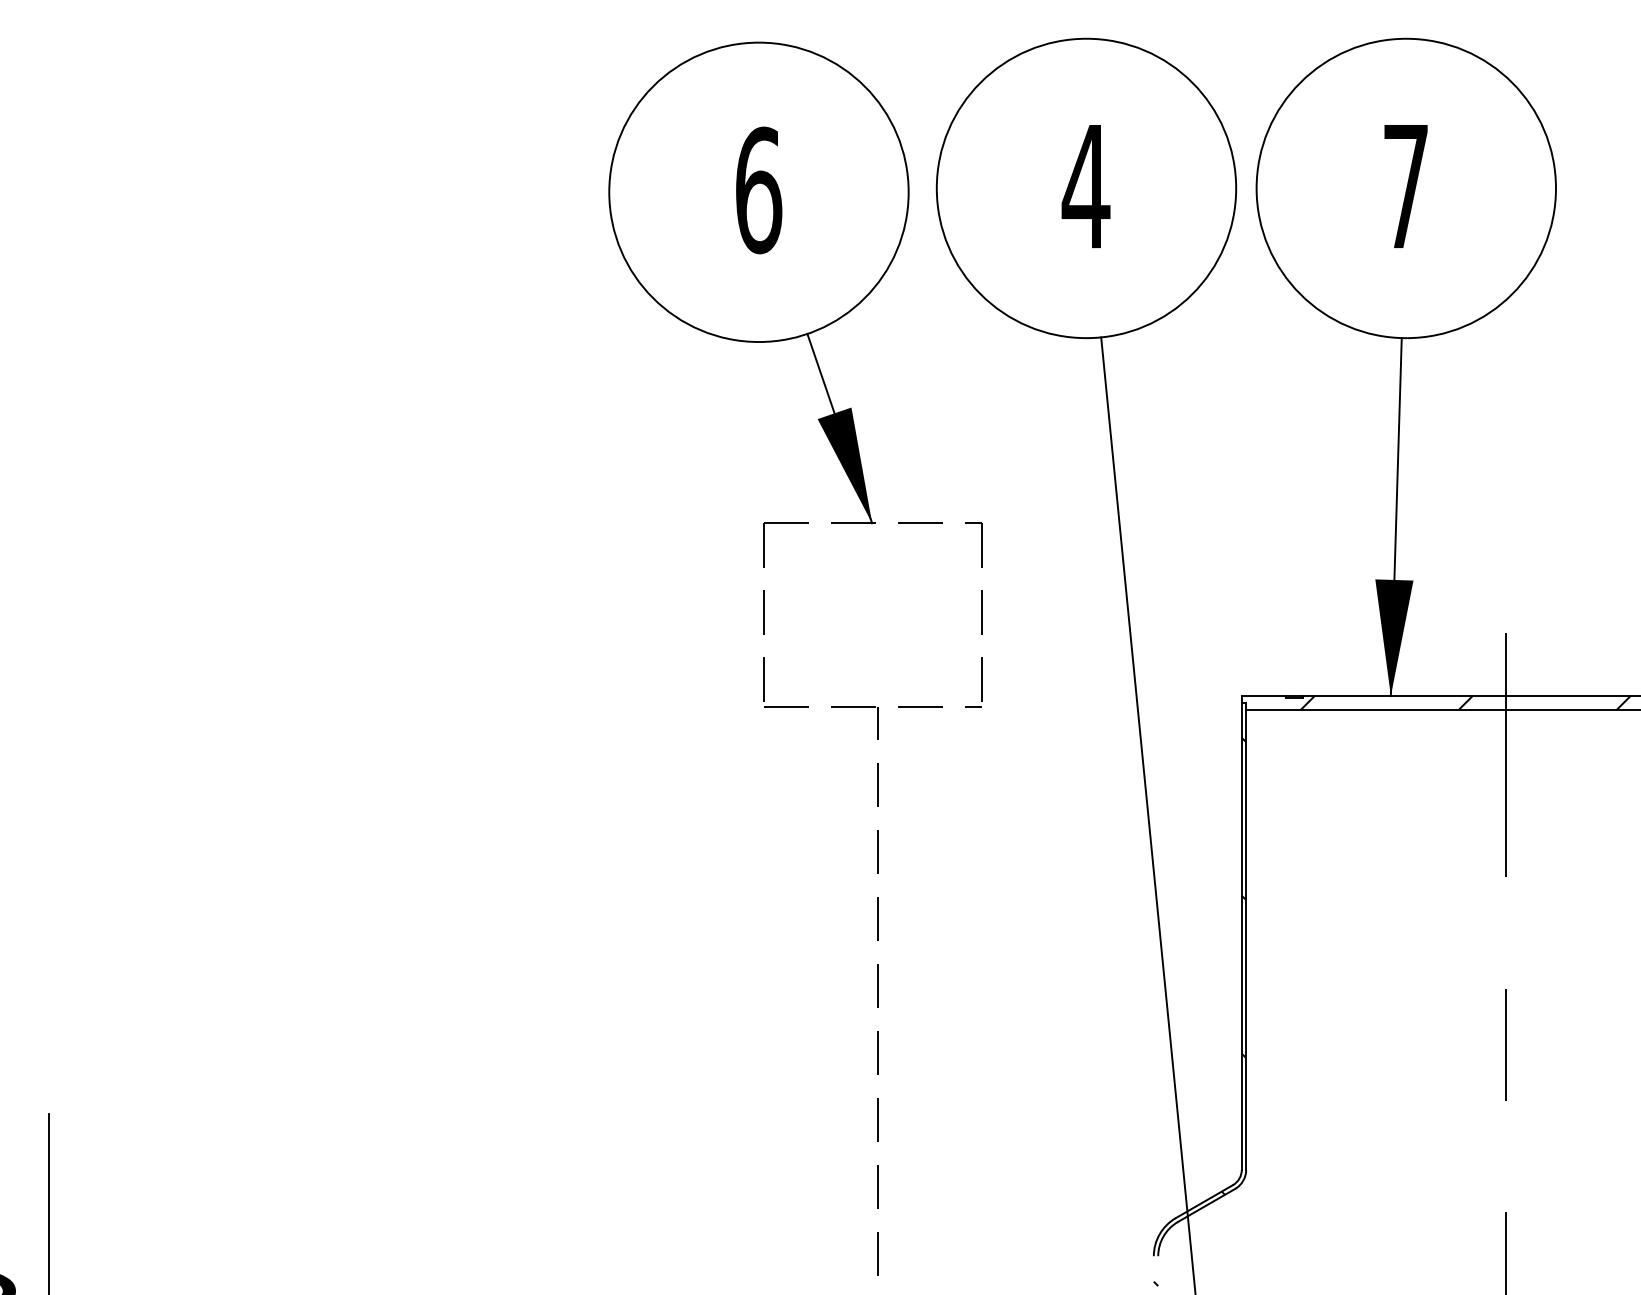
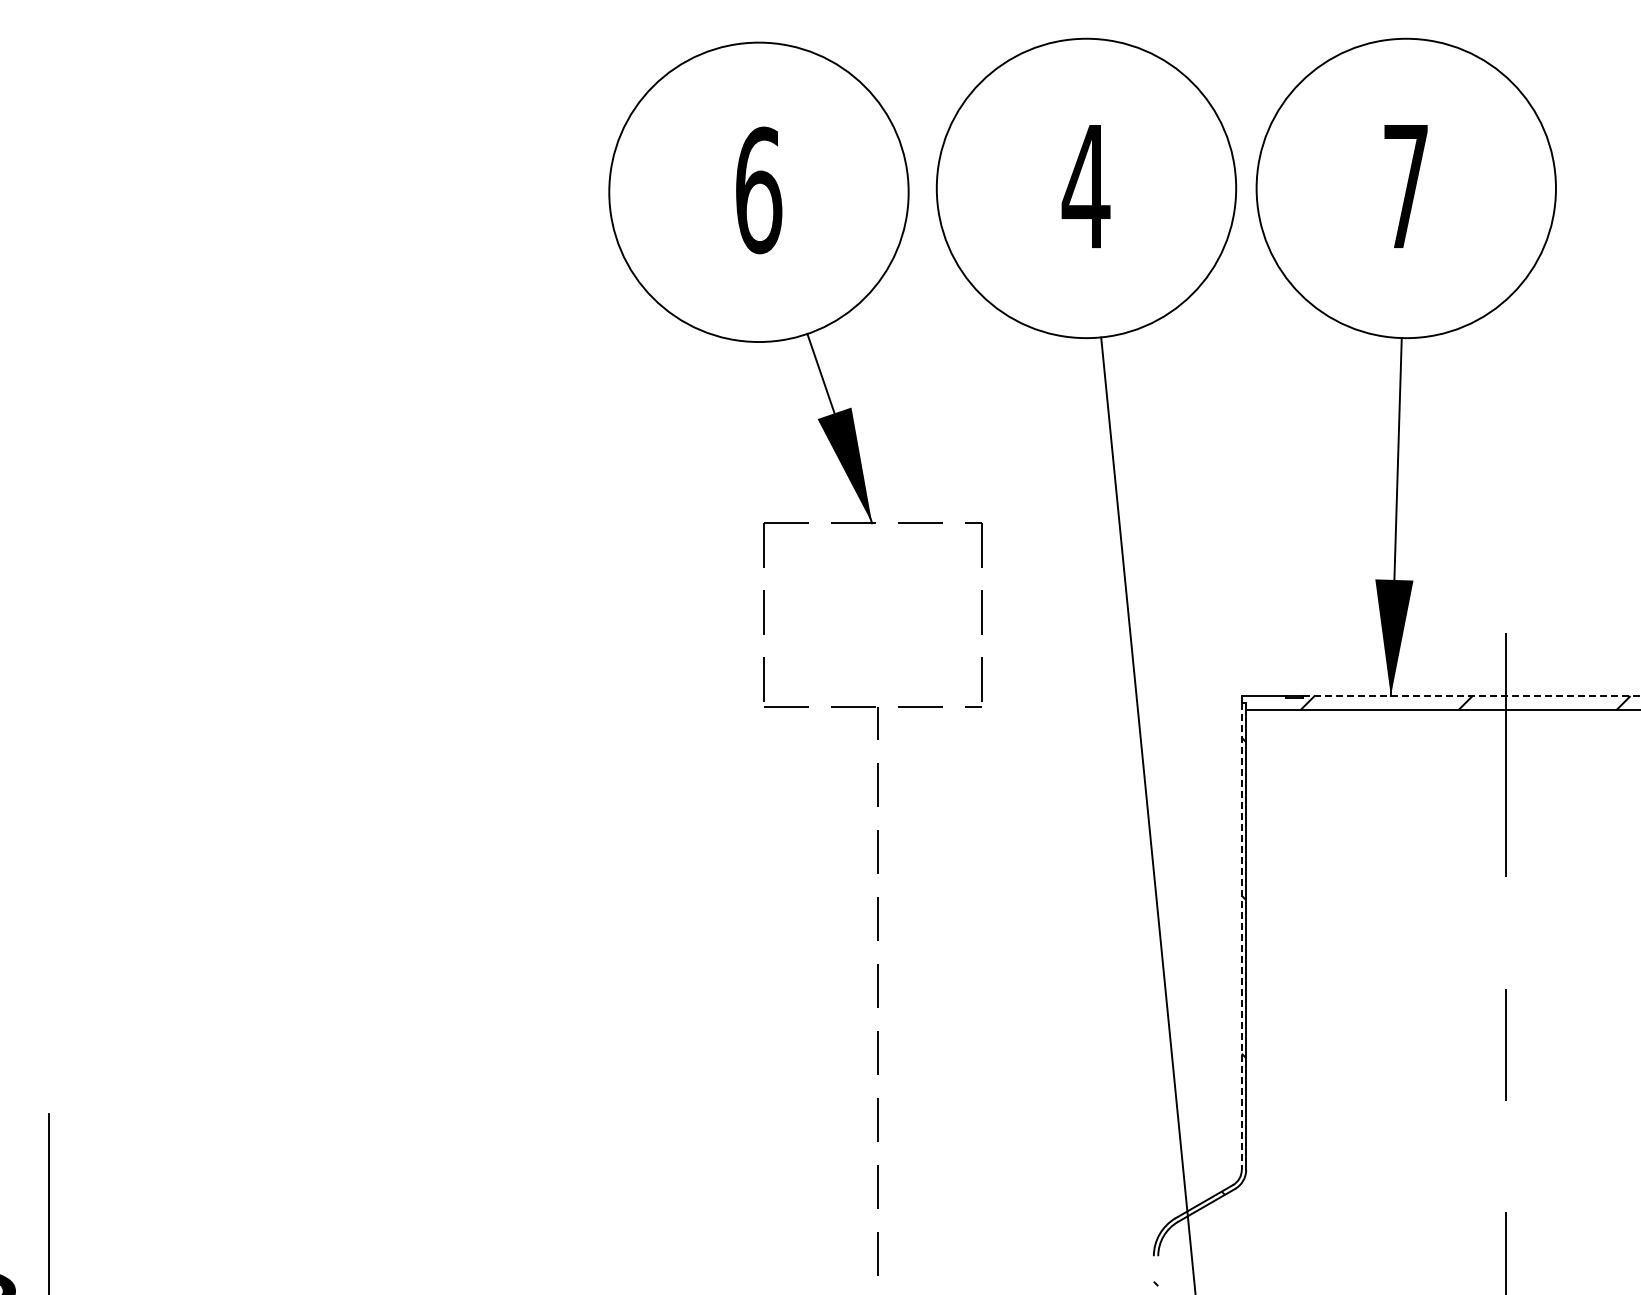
line: solid -> dashed (1472, 696)
line: solid -> dashed (1241, 937)
